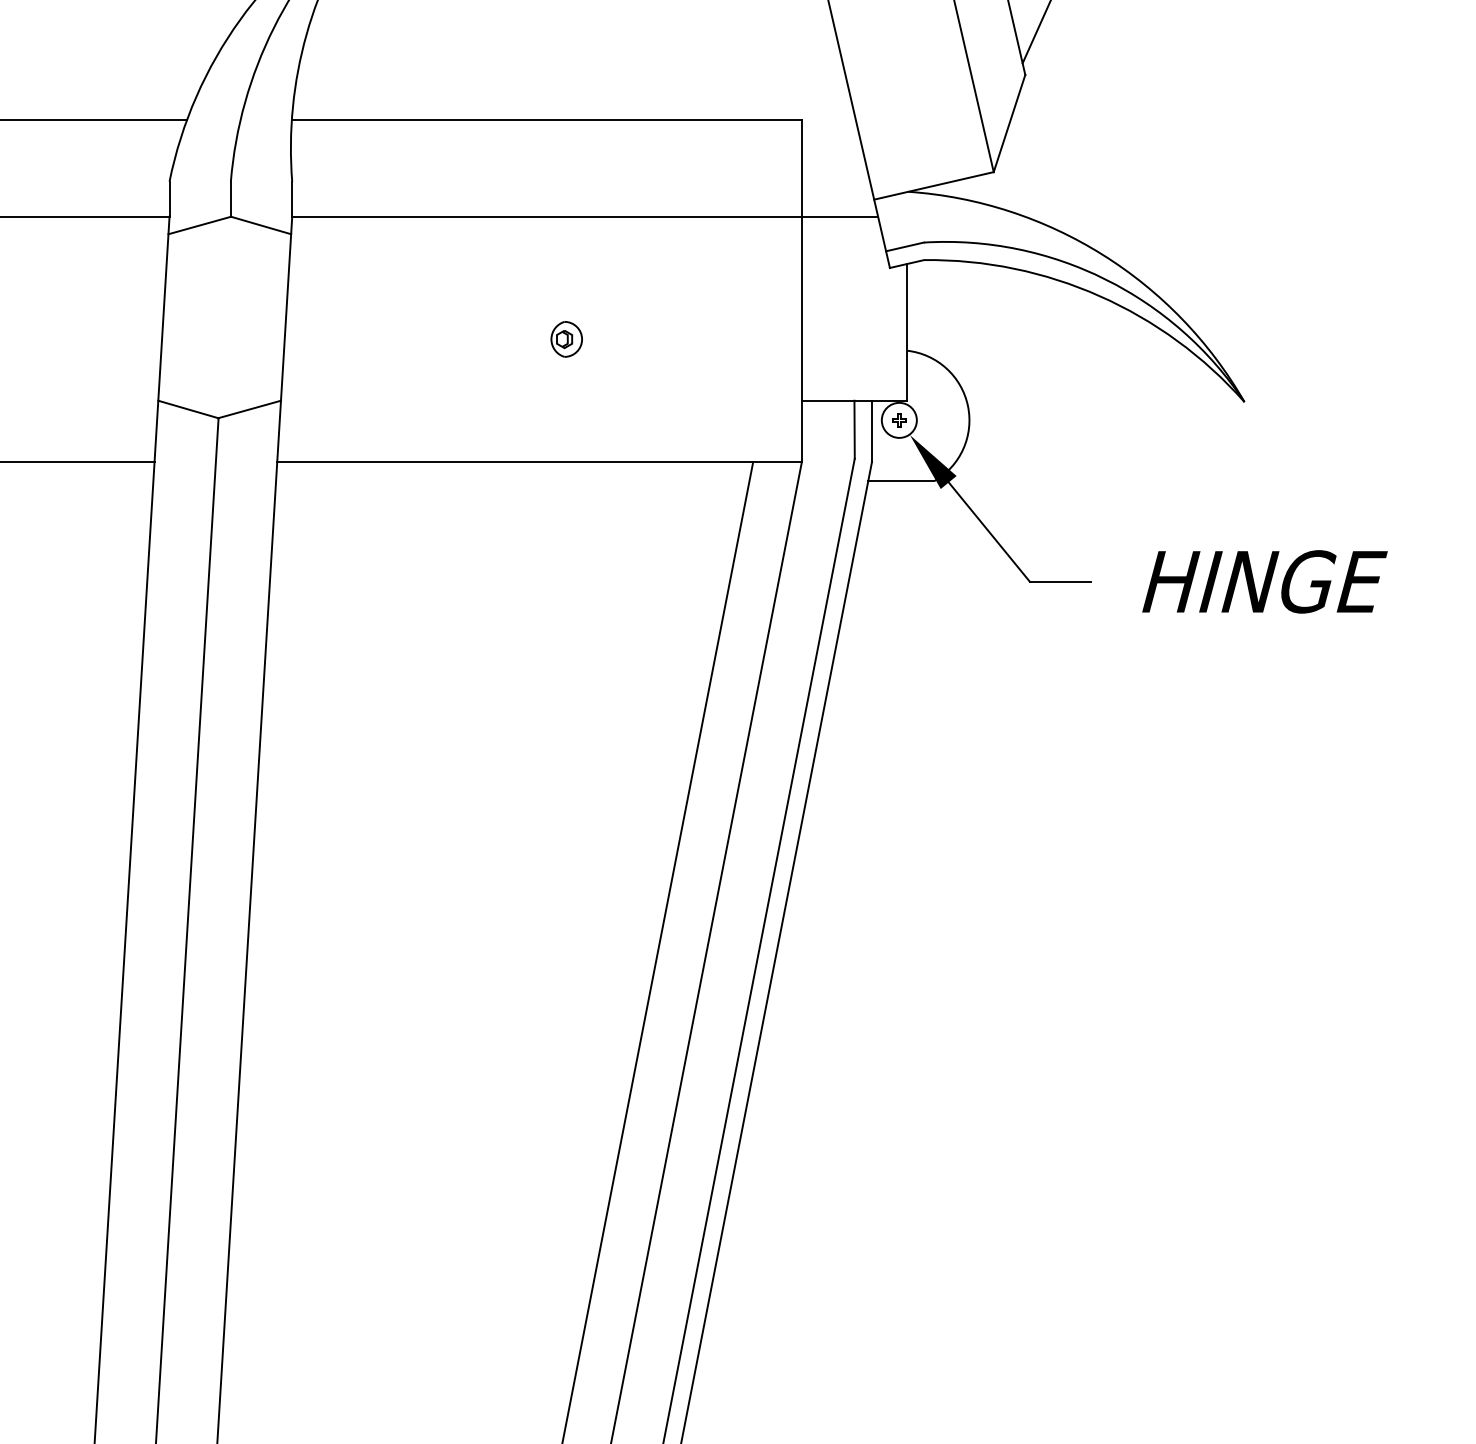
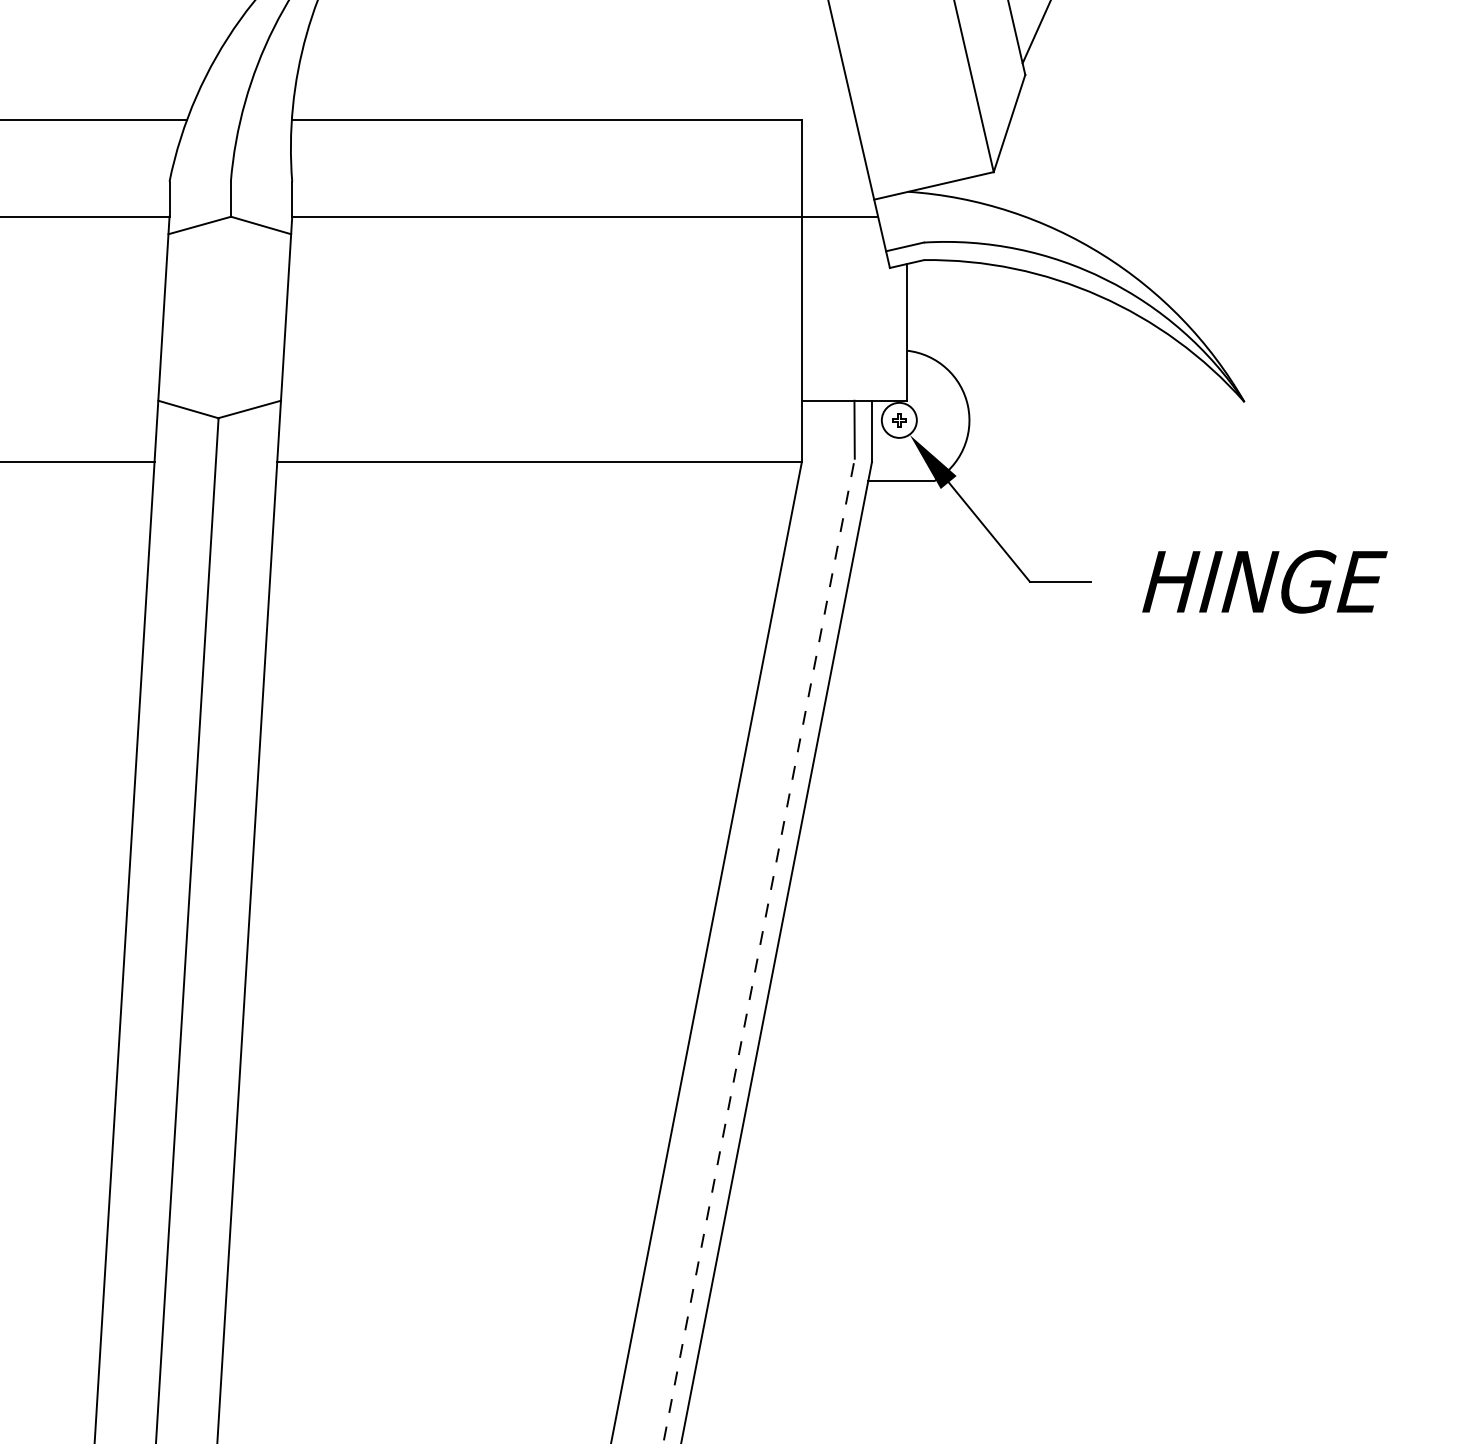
part: present -> none (566, 339)
line: present -> none (658, 951)
line: solid -> dashed (758, 951)
